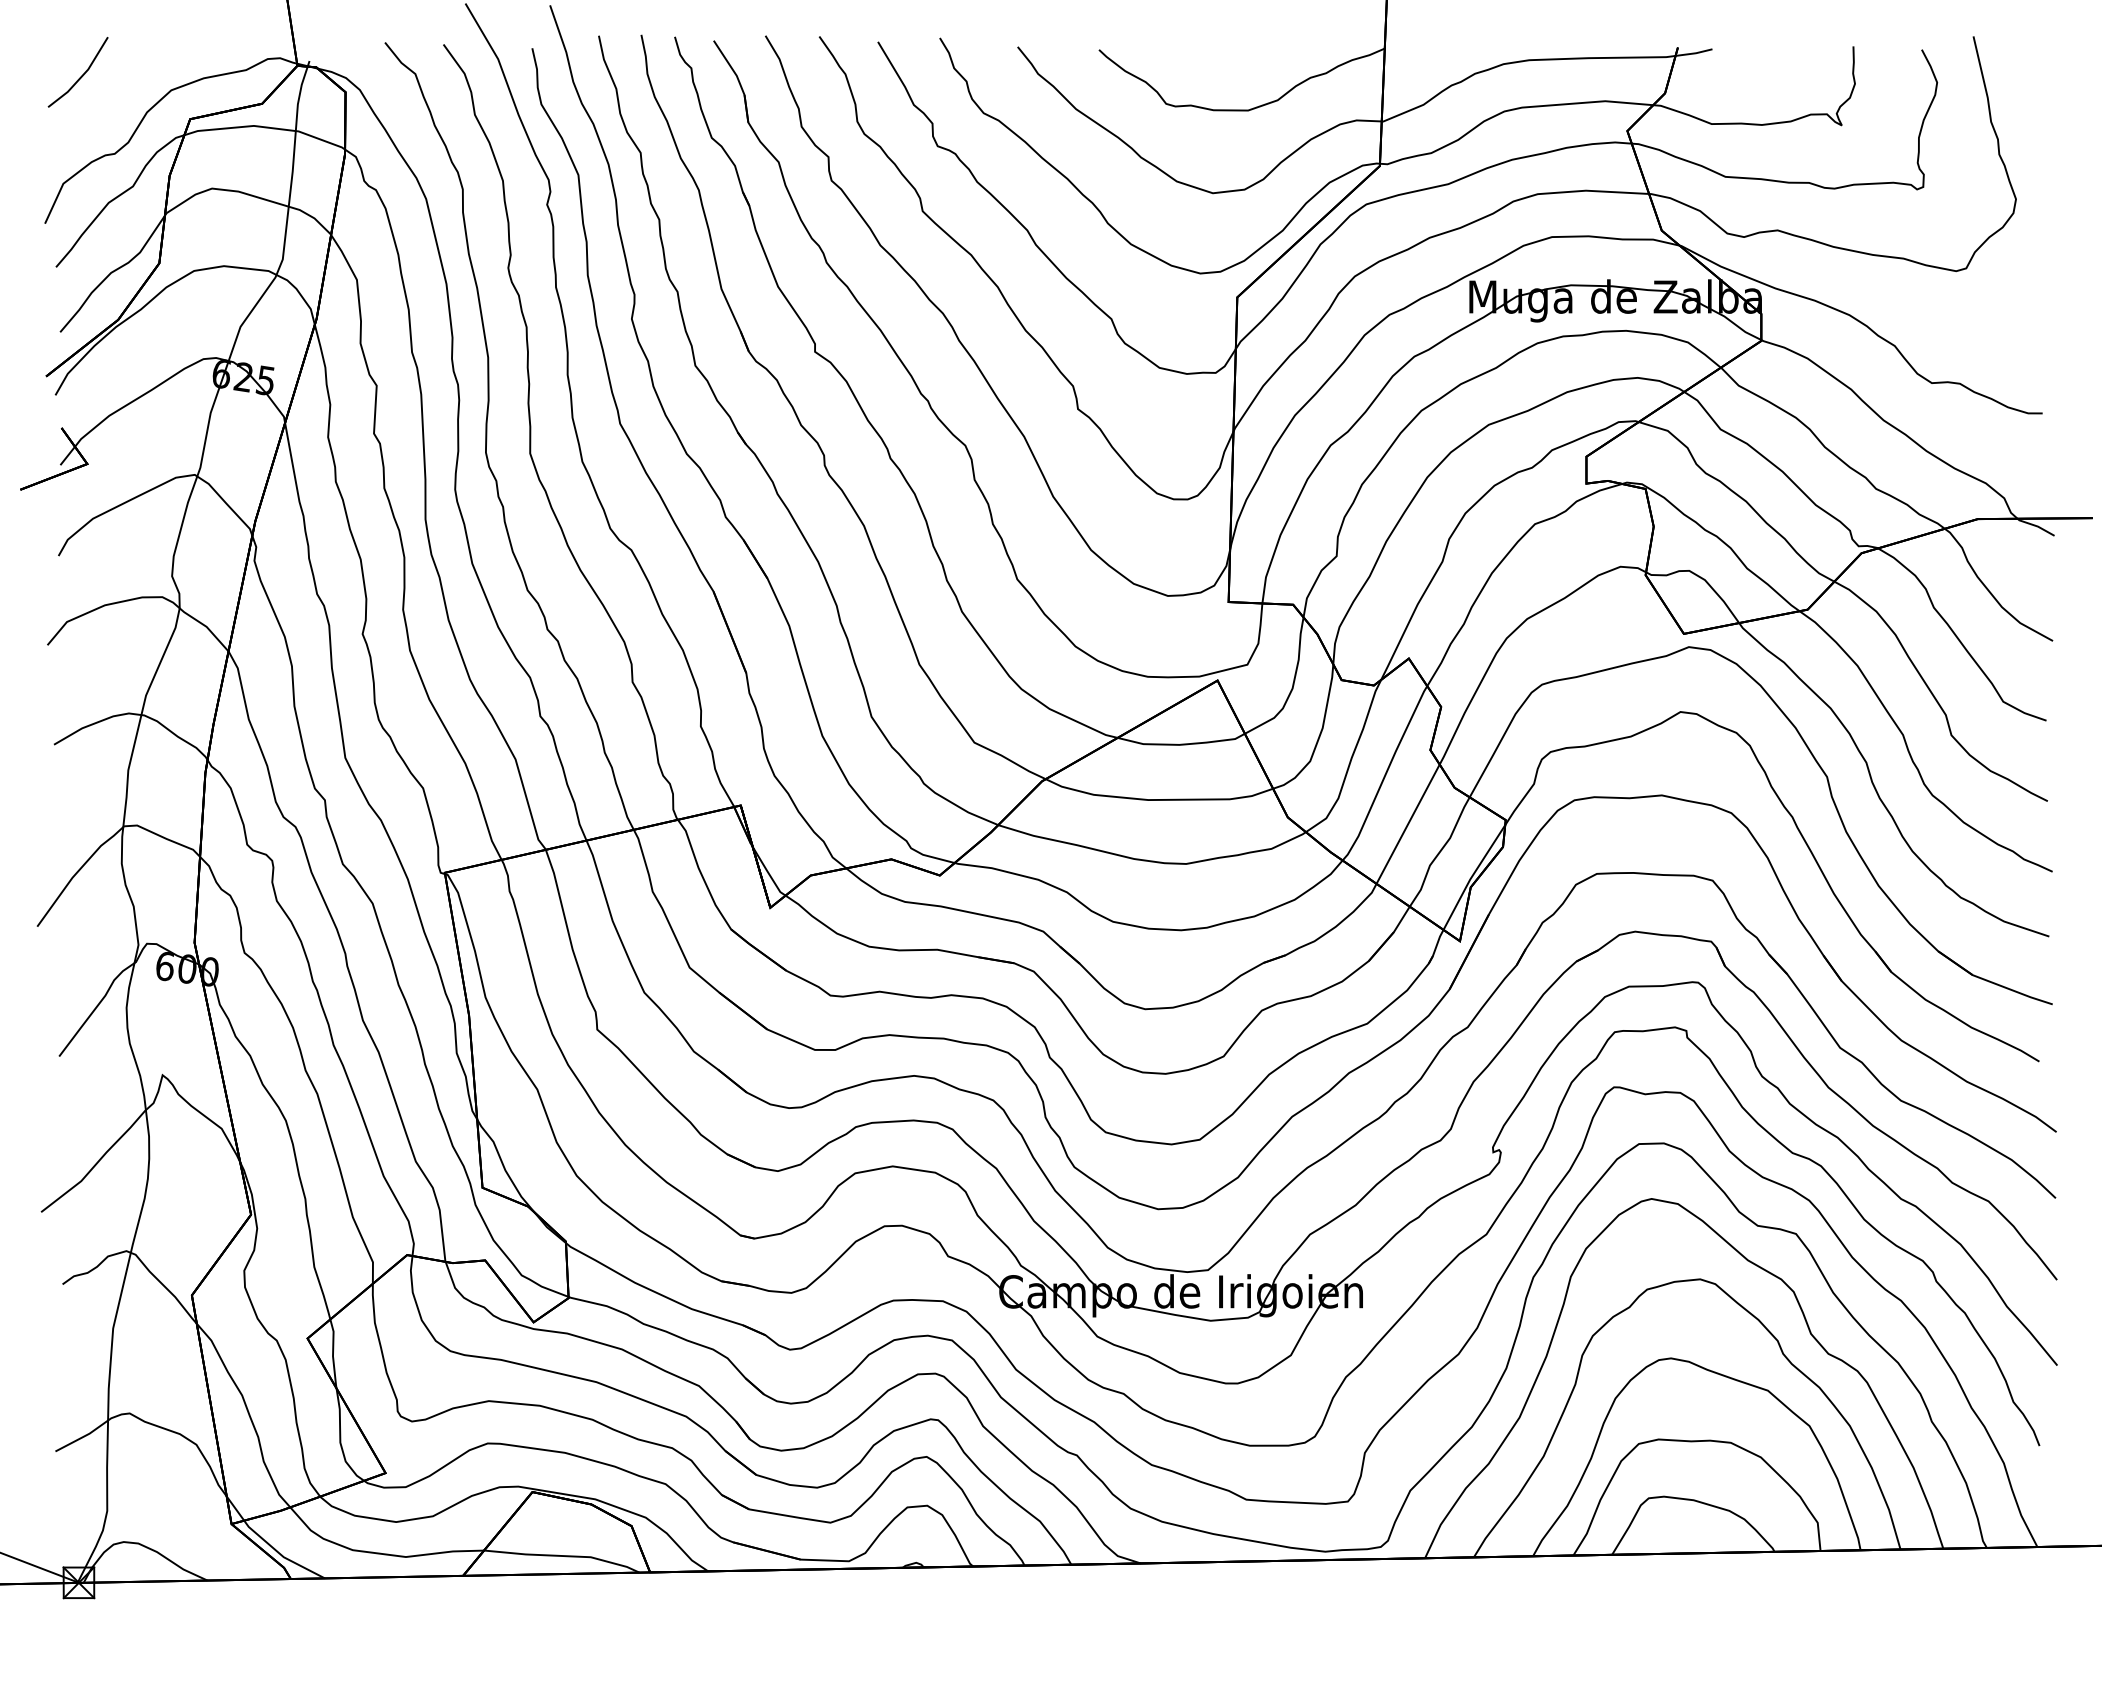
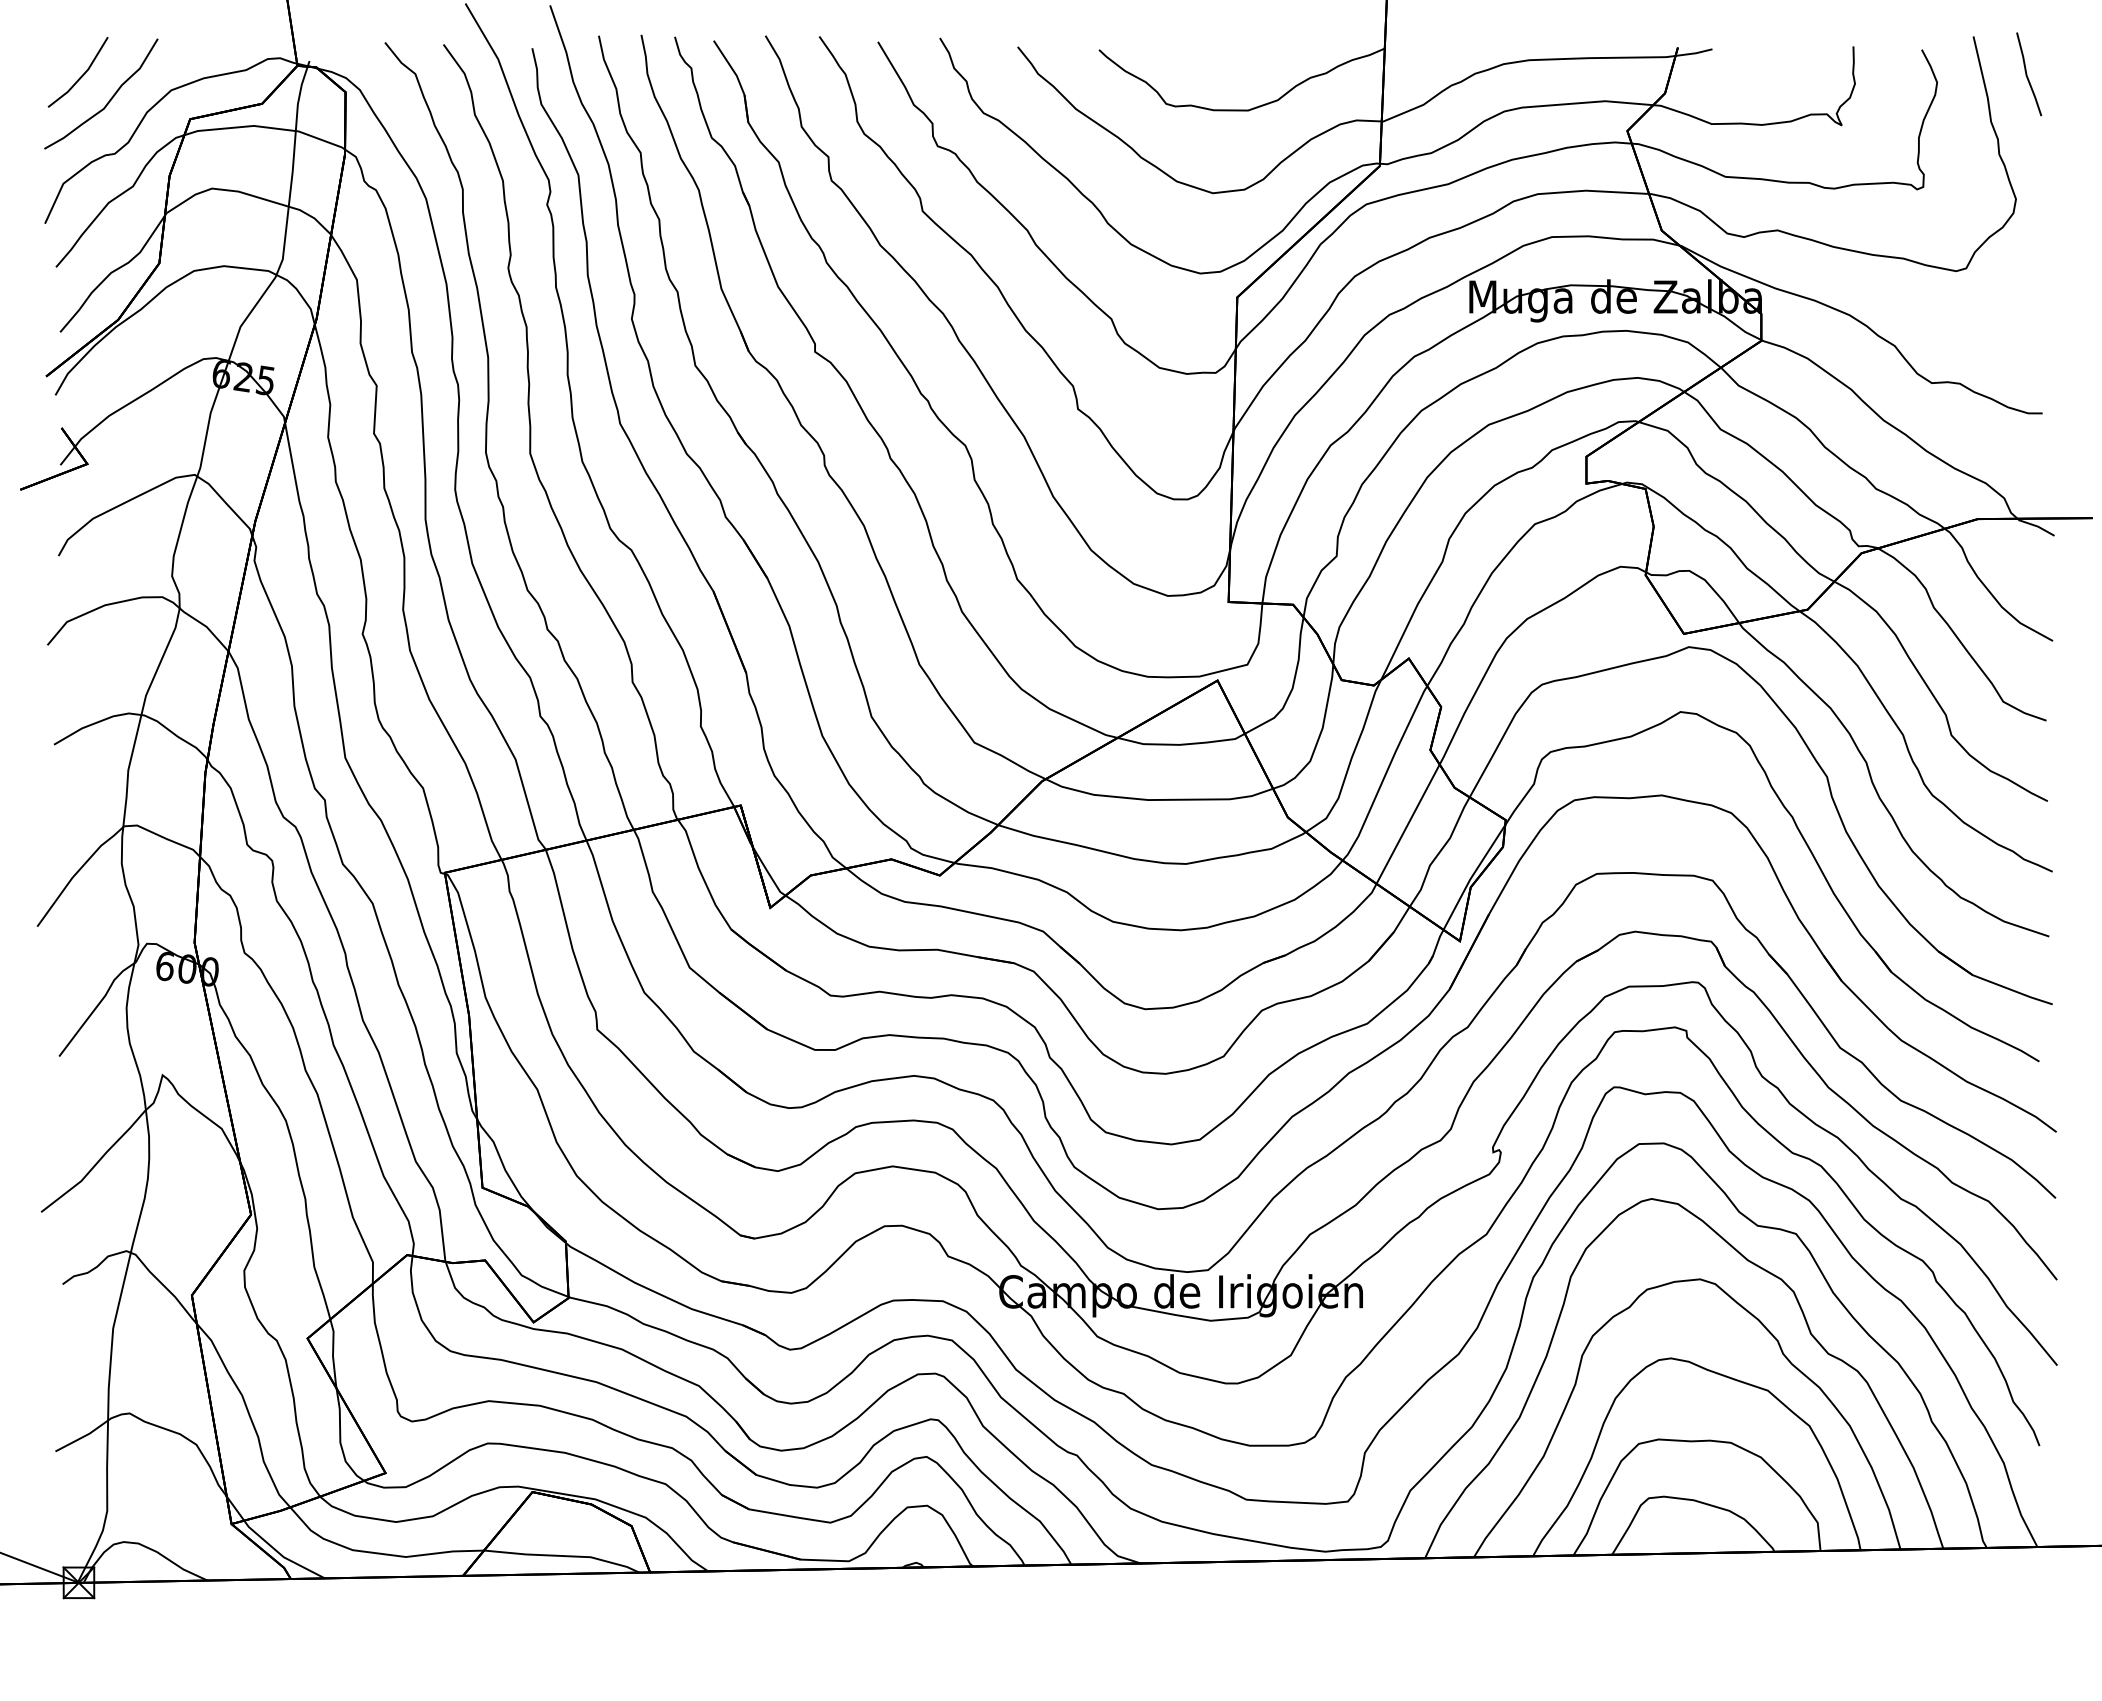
line: none -> present (2027, 74)
curve: none -> present (109, 99)
